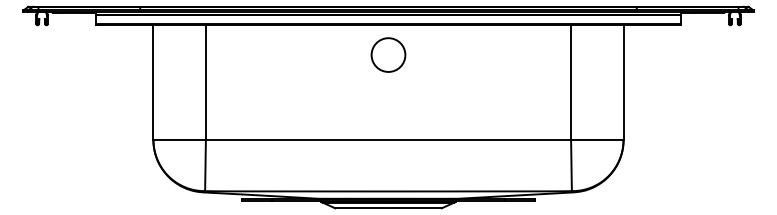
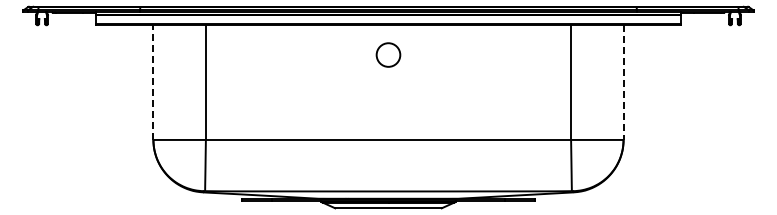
circle size: 37x36 px -> 27x26 px (388, 54)
line: solid -> dashed (153, 82)
line: solid -> dashed (623, 83)
